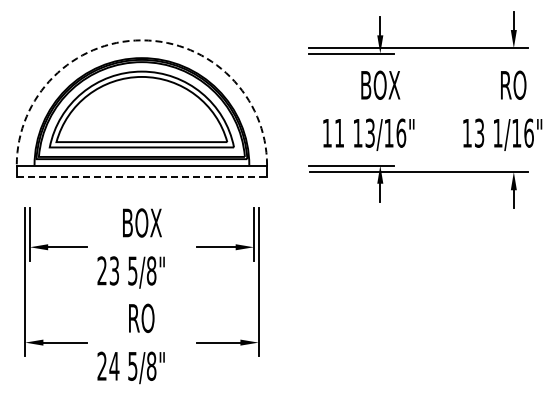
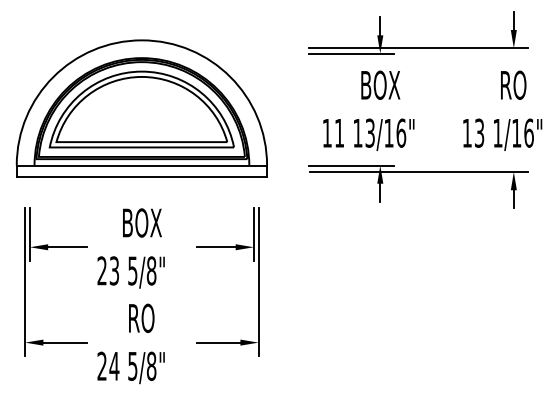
arc: dashed -> solid (141, 40)
line: dashed -> solid (142, 177)
